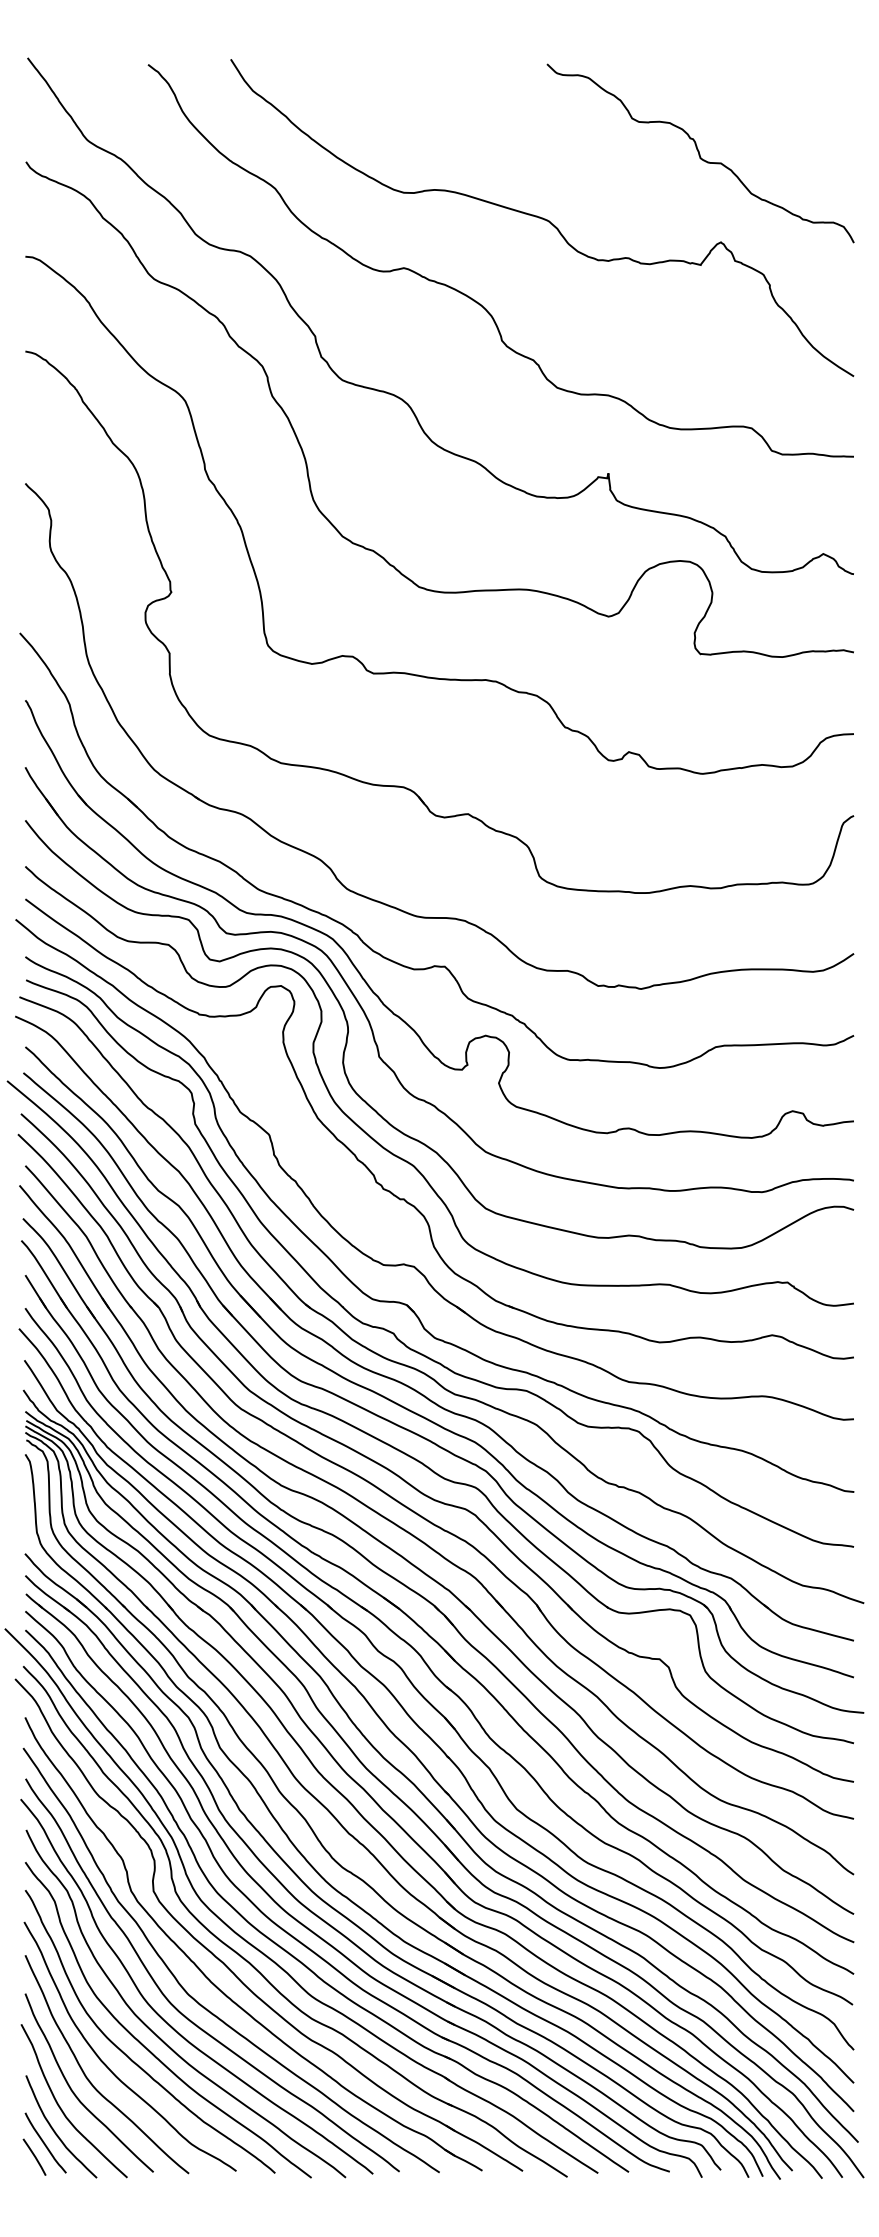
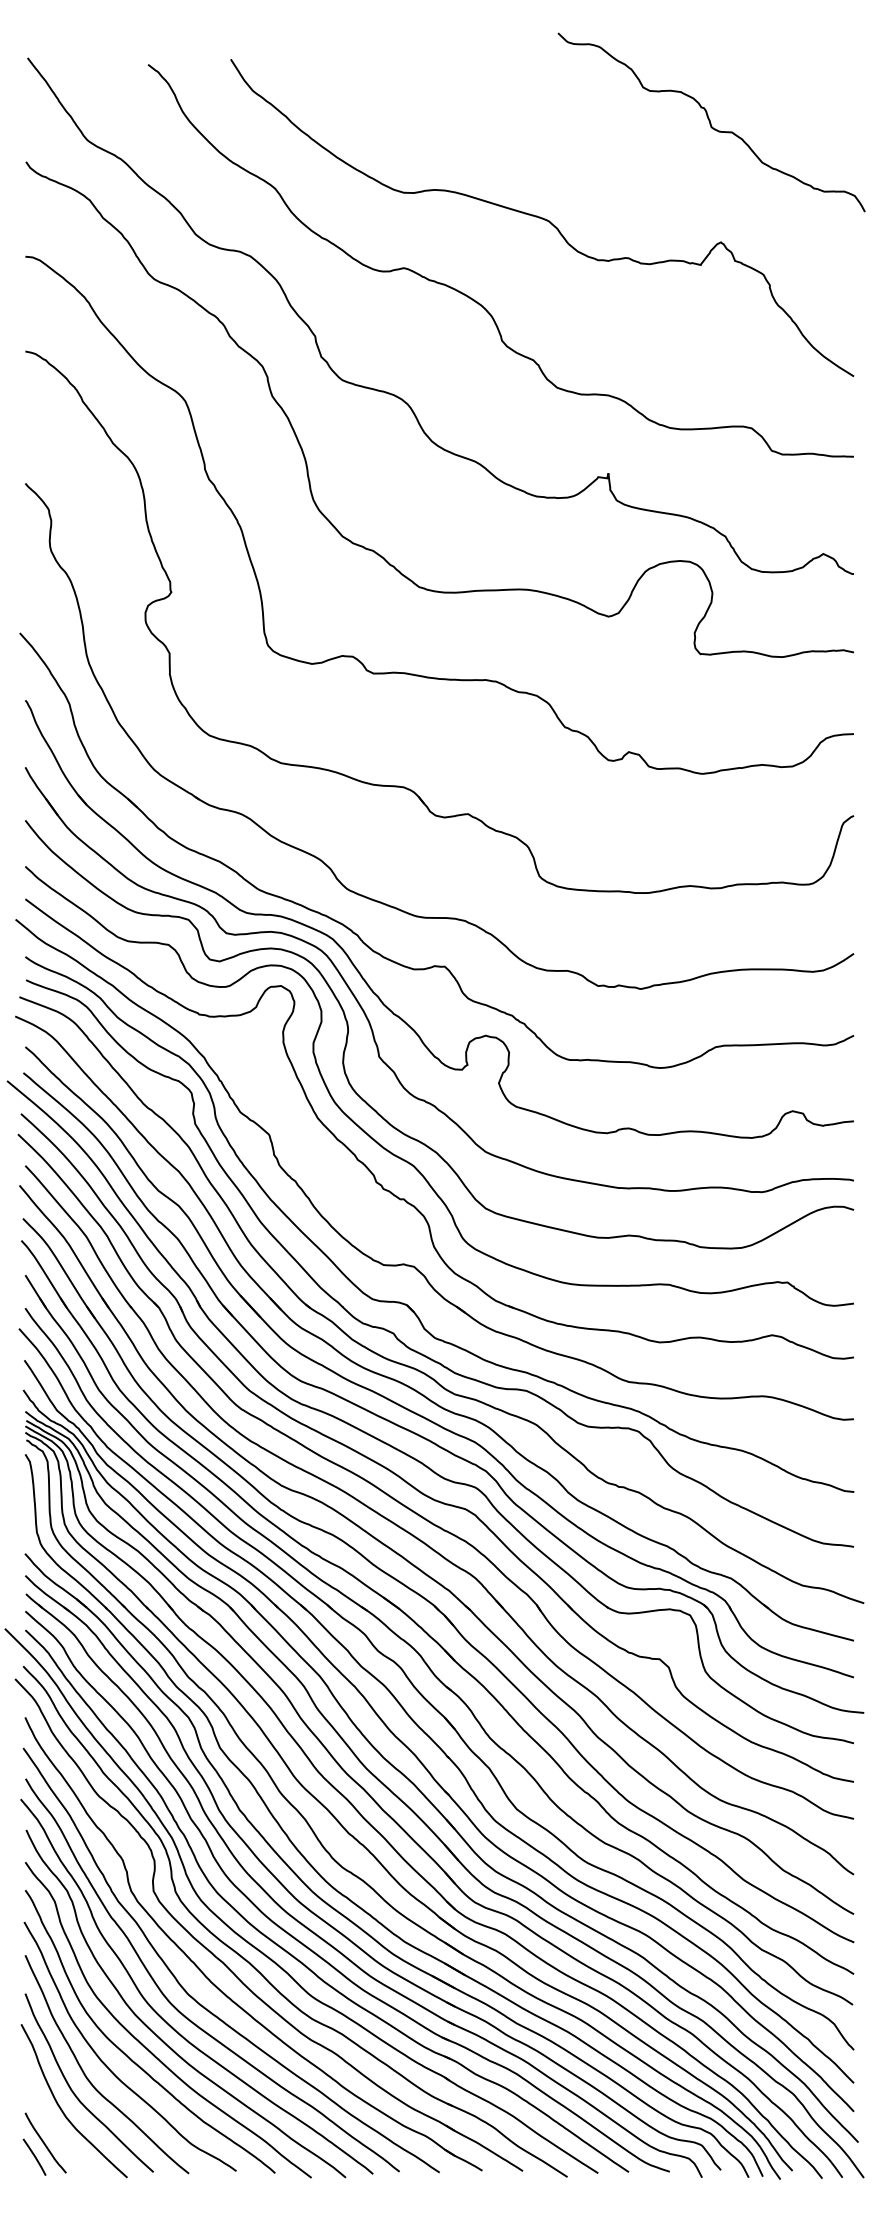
curve position: (699, 153) -> (710, 122) (710, 122)
curve: present -> none (54, 2129)
